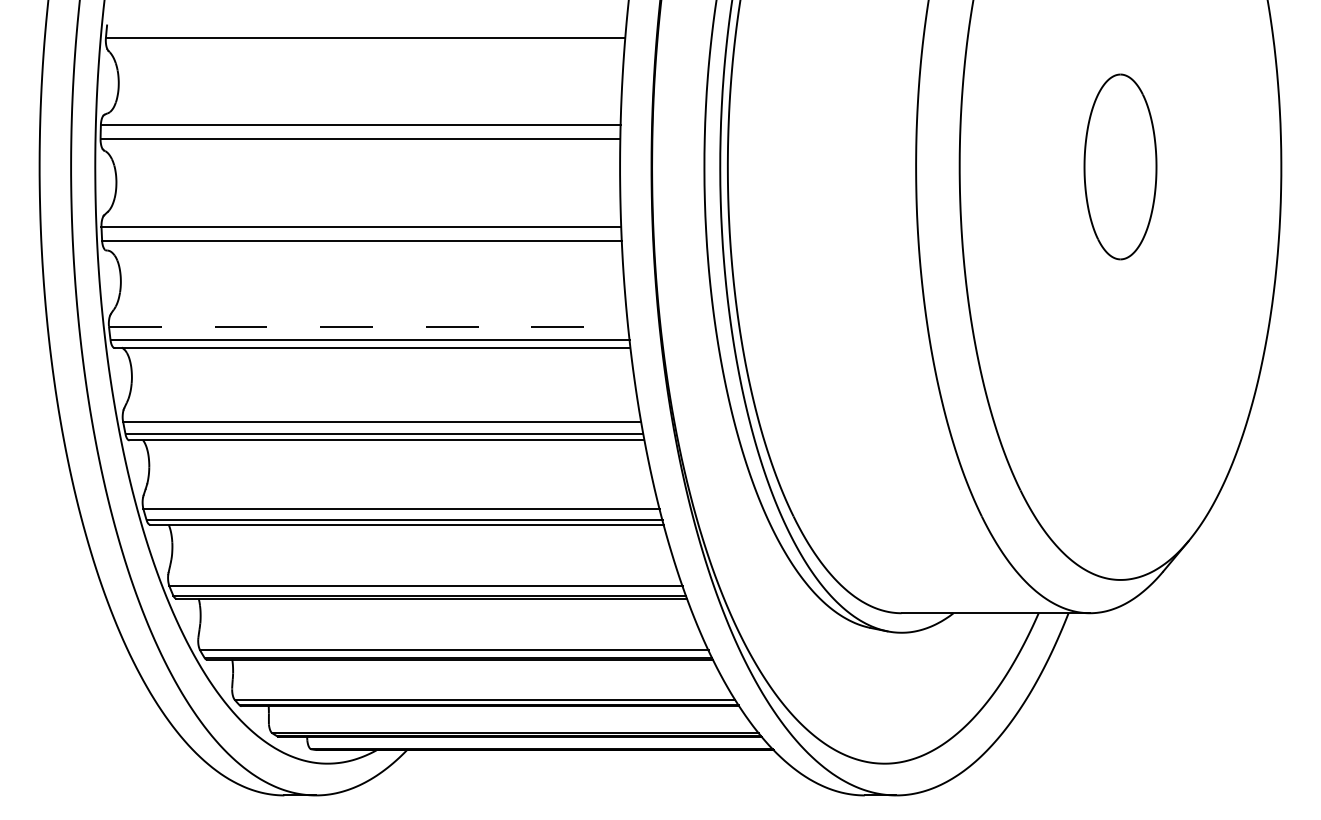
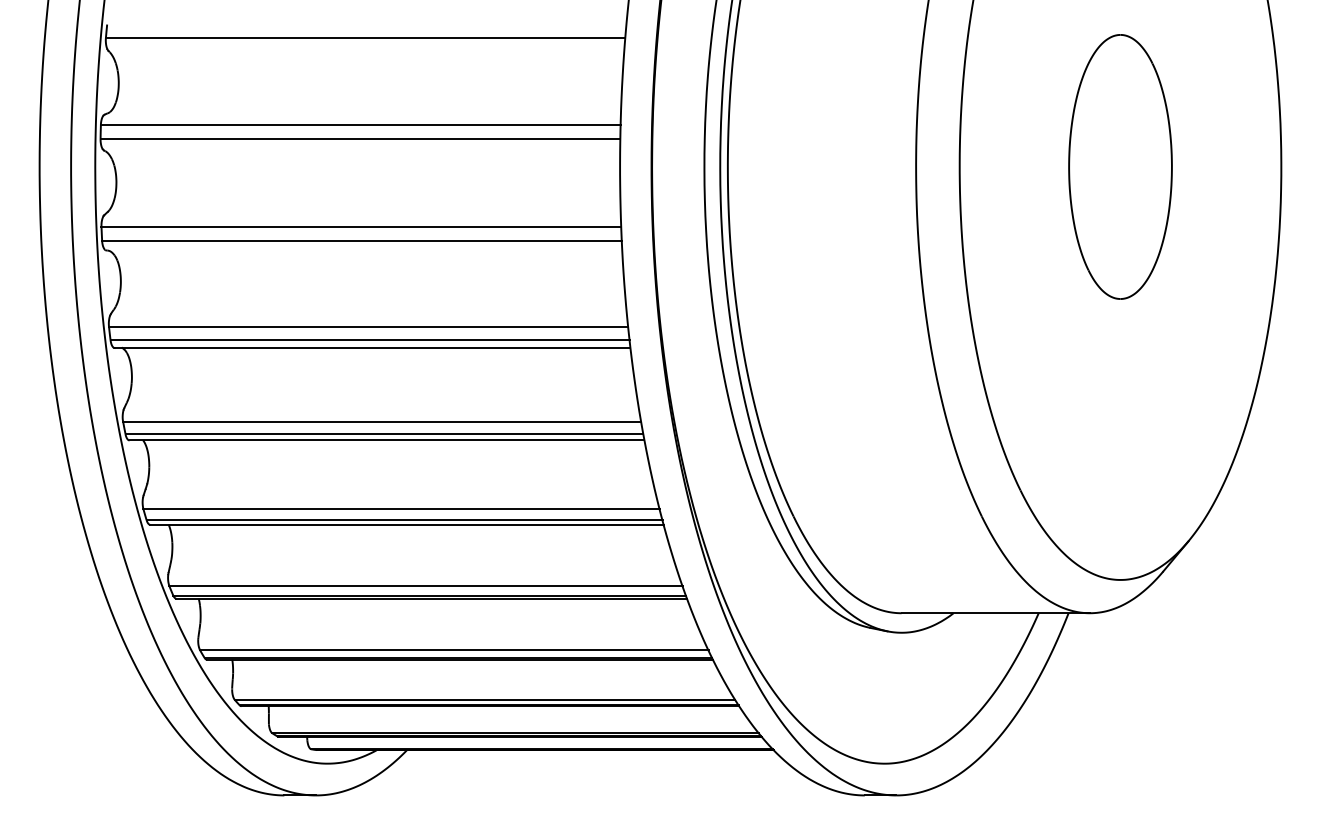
part size: 75x188 px -> 105x266 px (1120, 166)
line: dashed -> solid (368, 326)
